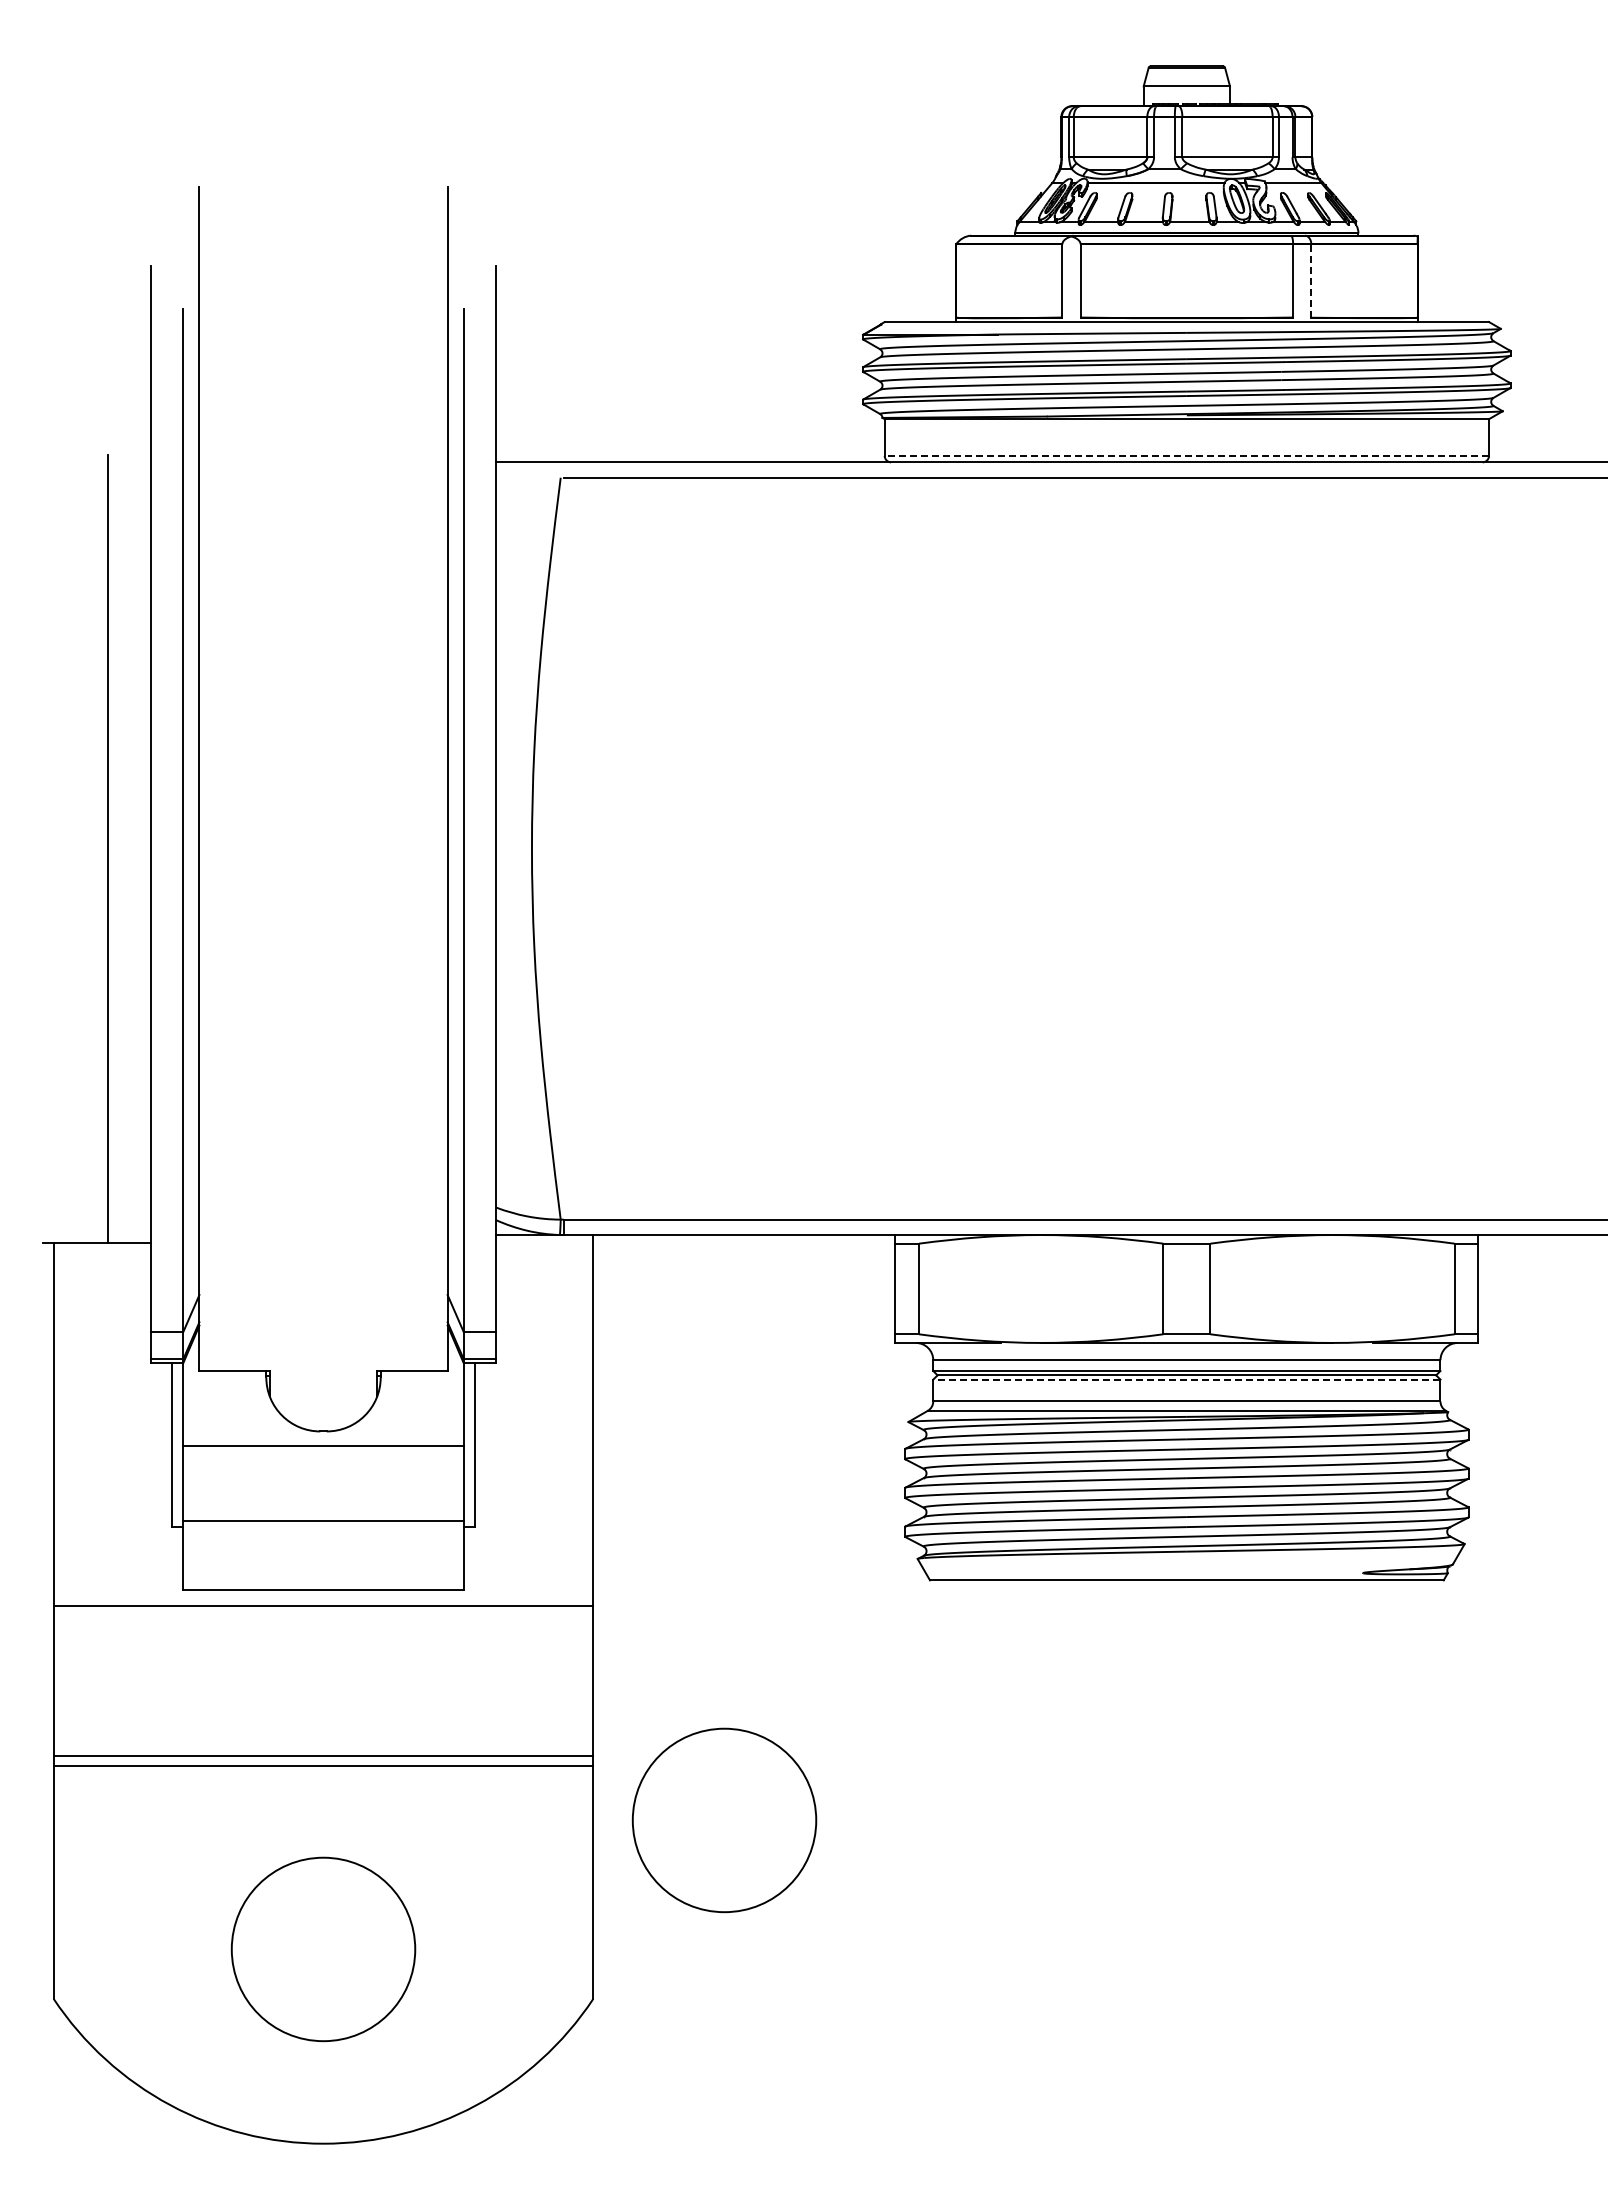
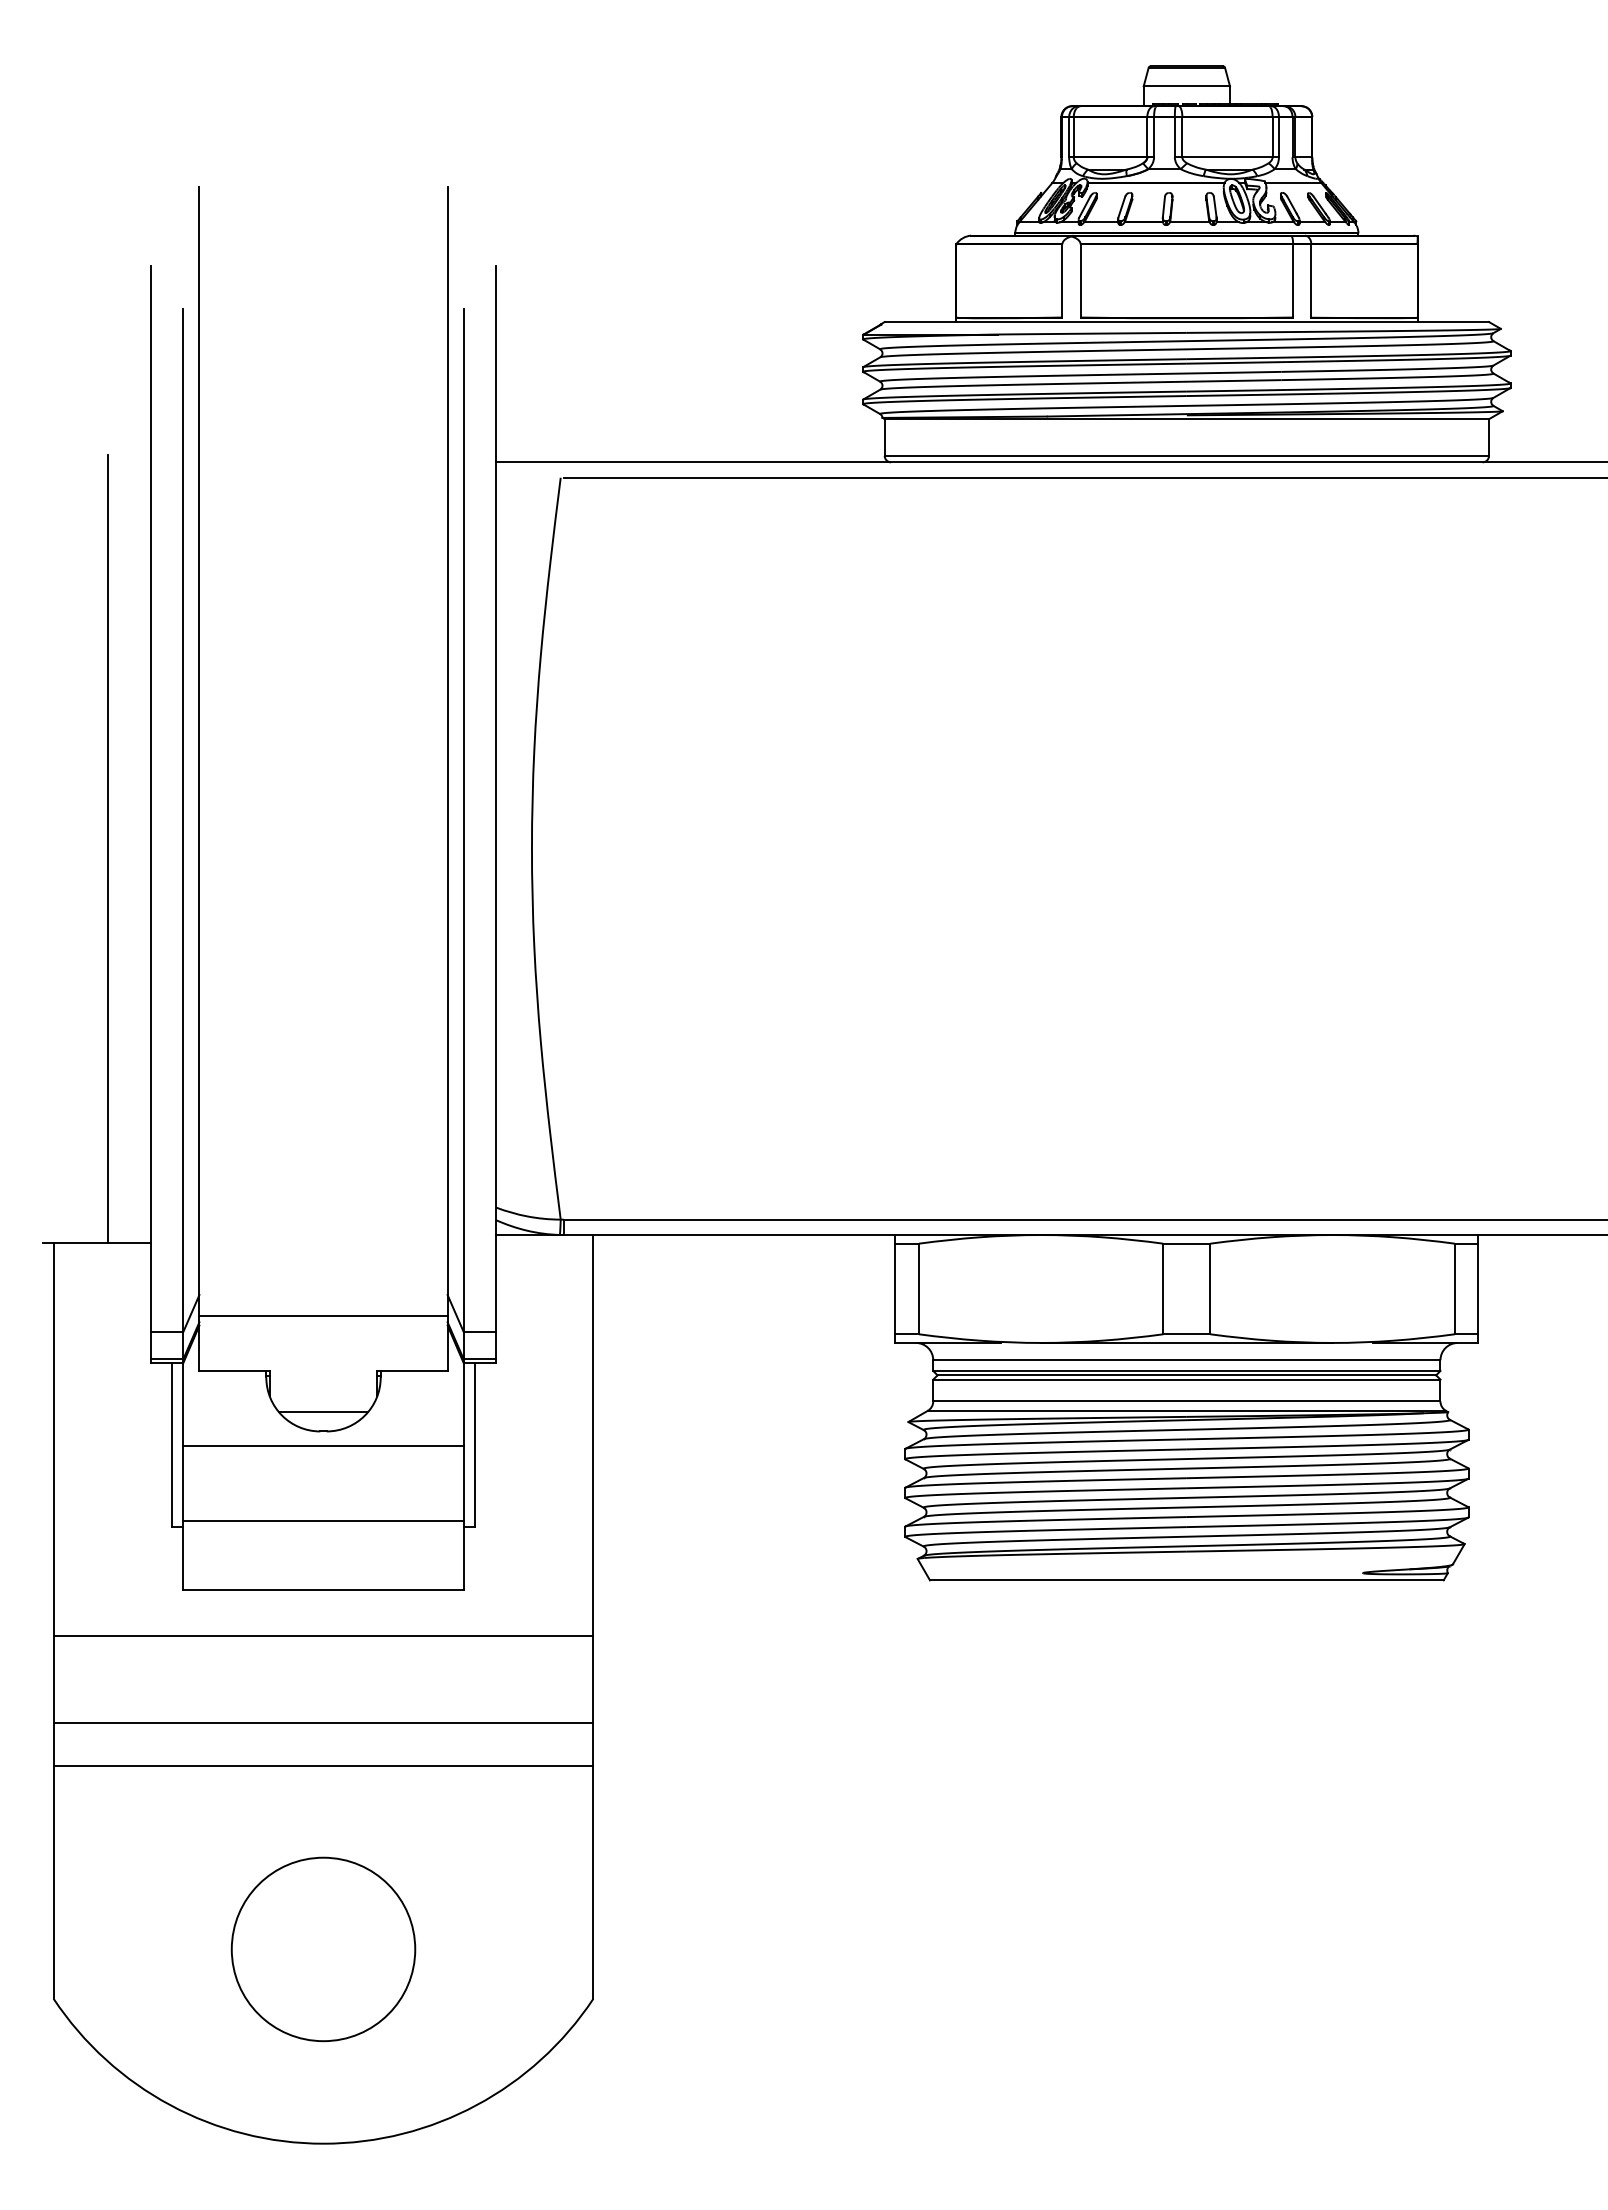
line: dashed -> solid (1311, 281)
line: dashed -> solid (1186, 455)
line: none -> present (323, 1316)
line: dashed -> solid (1186, 1379)
line: none -> present (323, 1411)
line position: (323, 1606) -> (323, 1636) (323, 1636)
line position: (323, 1755) -> (323, 1722) (323, 1722)
circle: present -> none (724, 1820)
